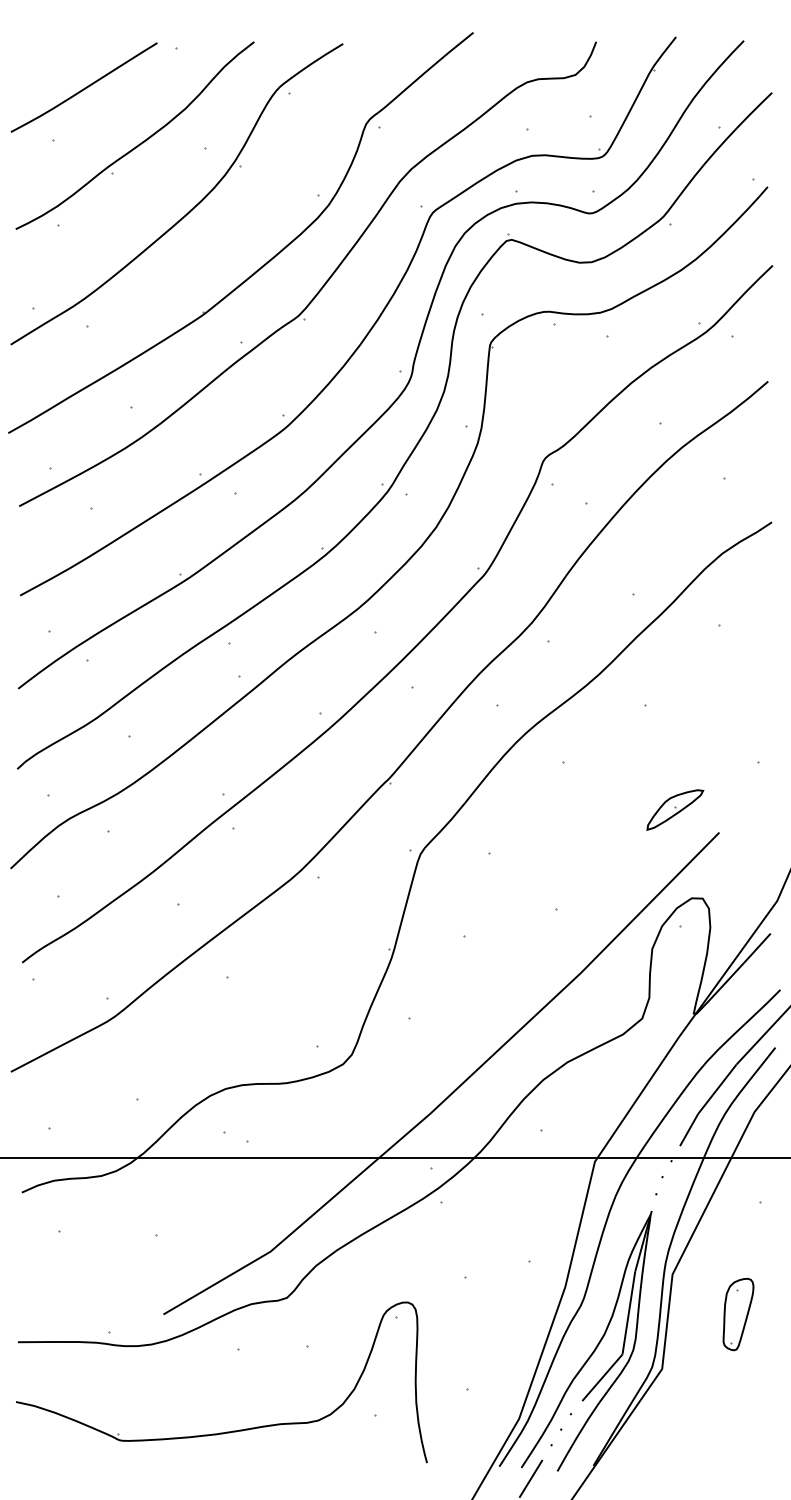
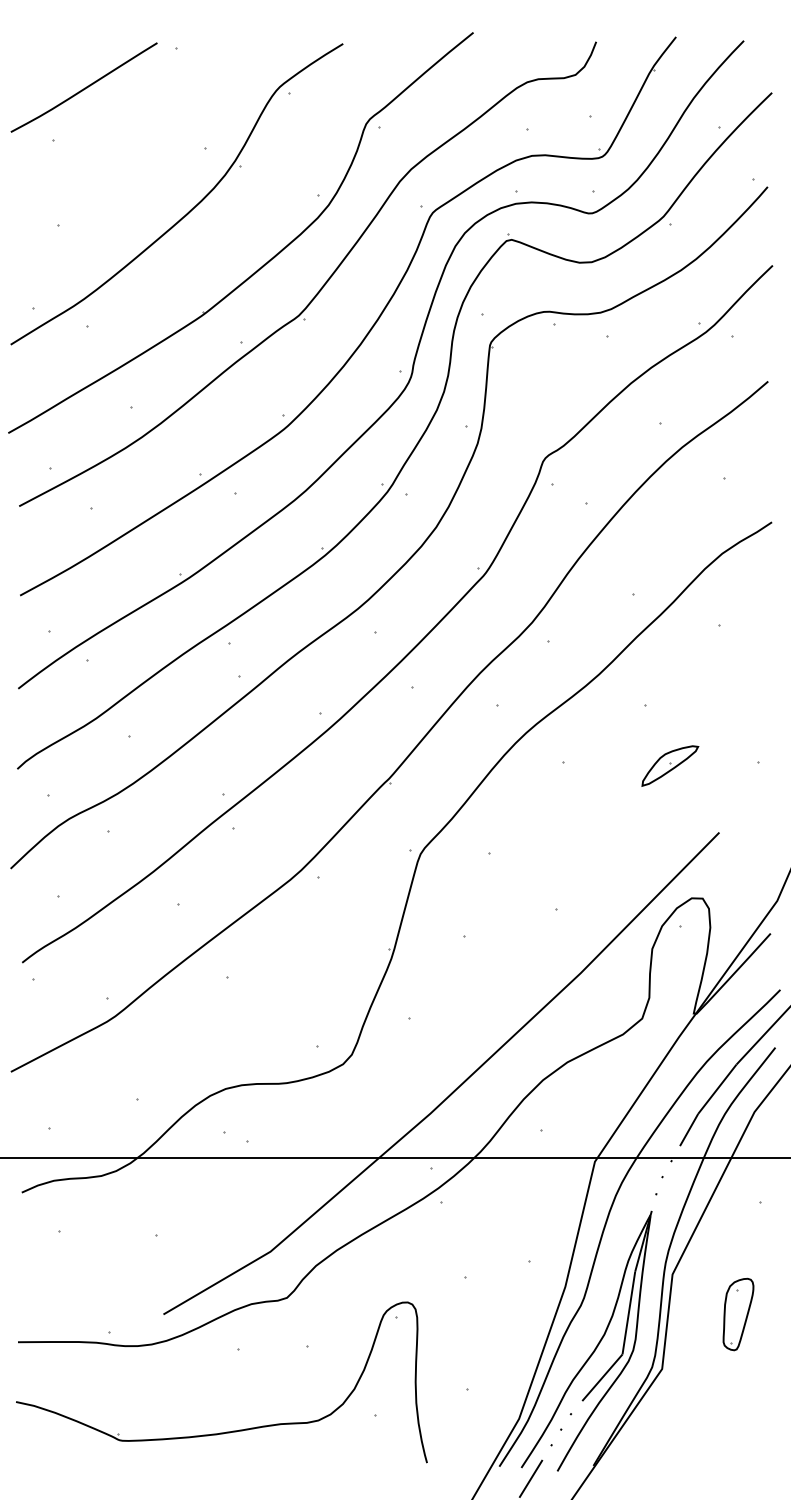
part: present -> none (139, 143)
part position: (675, 809) -> (670, 765) (670, 765)
